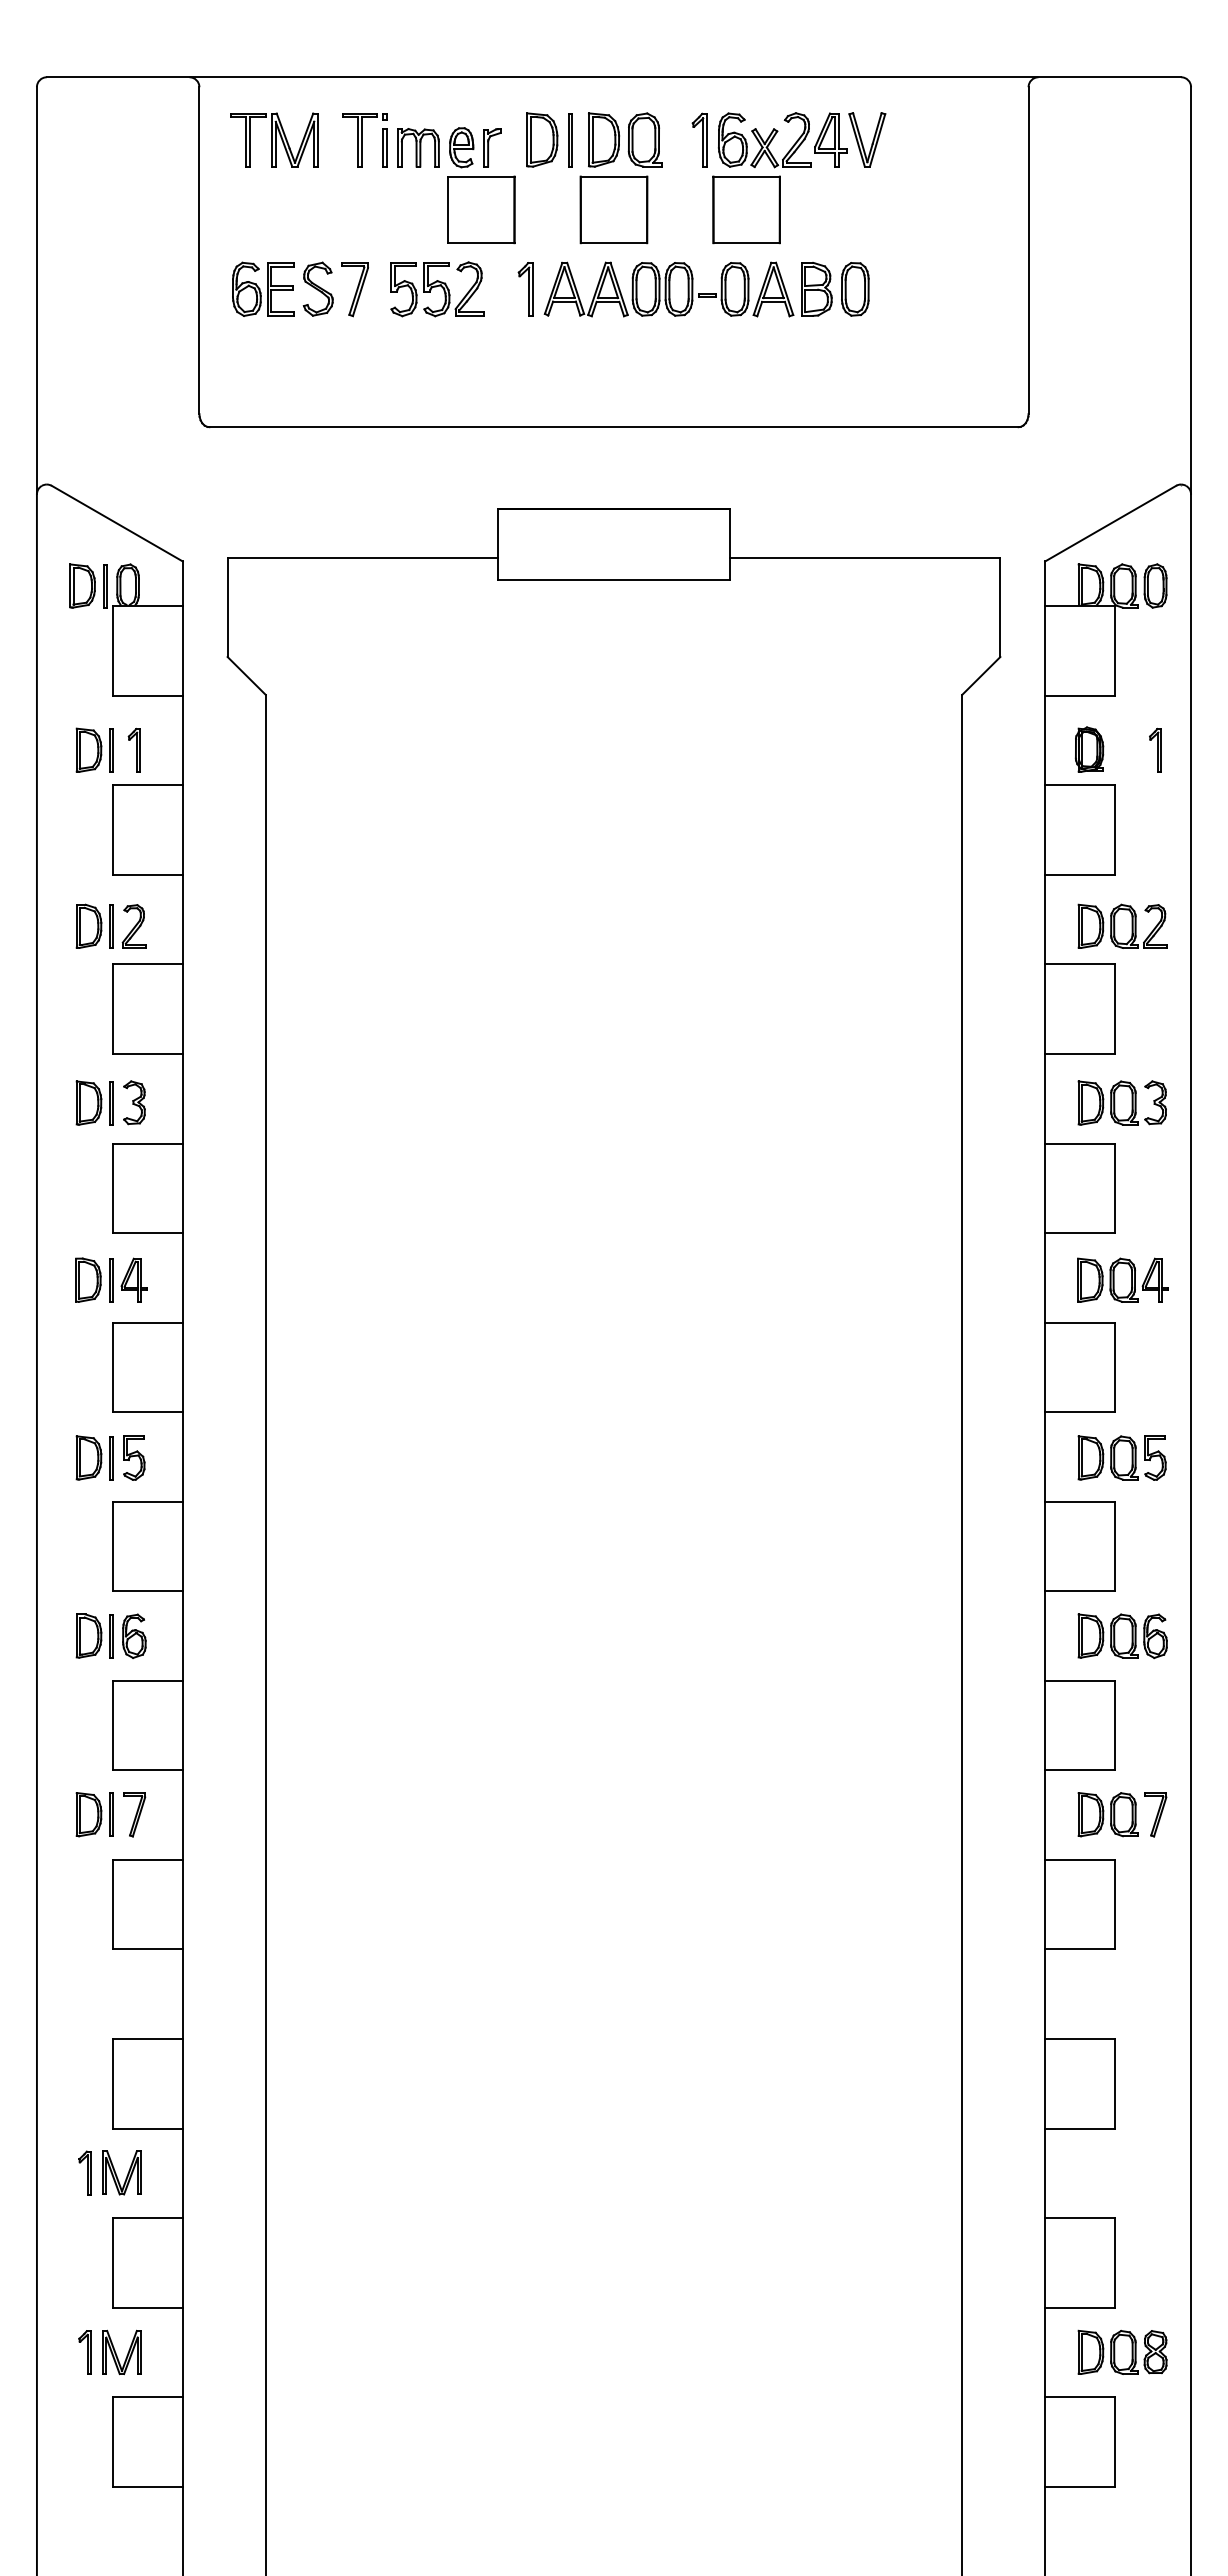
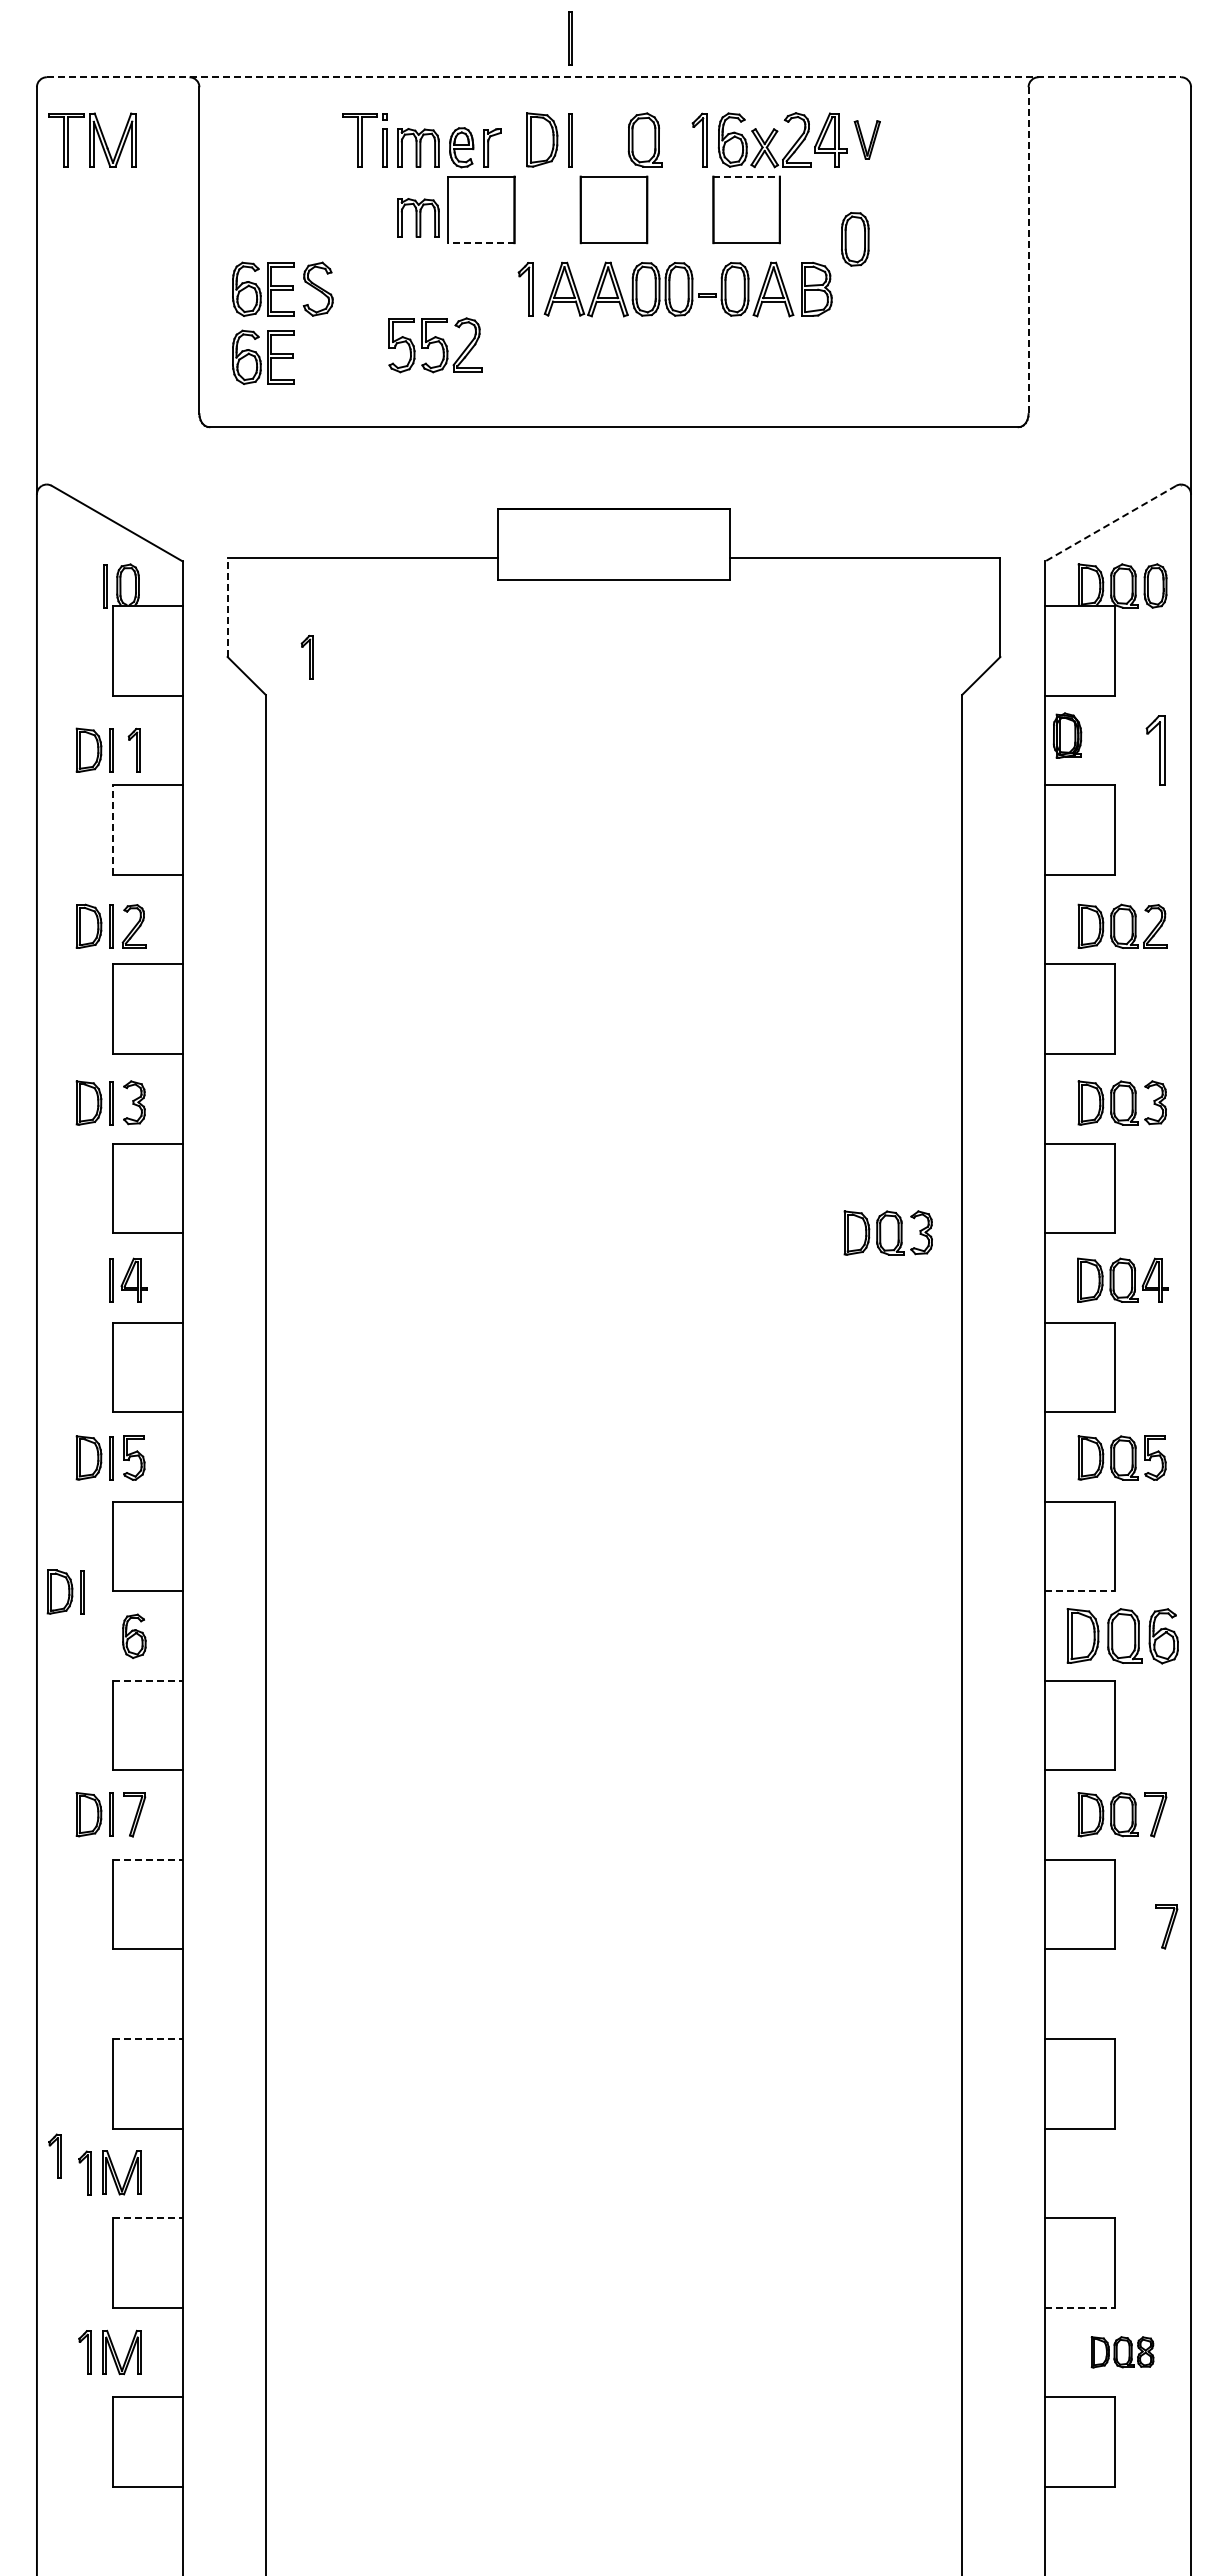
line: none -> present (569, 38)
line: solid -> dashed (614, 77)
part position: (274, 139) -> (92, 139) (92, 139)
part: present -> none (604, 139)
part size: 39x56 px -> 28x40 px (866, 139)
line: solid -> dashed (747, 176)
part: none -> present (418, 217)
line: solid -> dashed (480, 243)
line: solid -> dashed (1028, 251)
part: present -> none (354, 289)
part position: (437, 289) -> (435, 345) (435, 345)
part position: (855, 289) -> (855, 239) (855, 239)
part: none -> present (263, 356)
line: solid -> dashed (1110, 523)
part: present -> none (82, 585)
line: solid -> dashed (227, 607)
part: none -> present (306, 656)
part position: (1089, 749) -> (1067, 735) (1067, 735)
part size: 13x46 px -> 21x71 px (1155, 750)
line: solid -> dashed (112, 830)
part: none -> present (887, 1232)
part: present -> none (88, 1279)
line: solid -> dashed (1080, 1591)
part position: (94, 1635) -> (65, 1591) (65, 1591)
part size: 91x47 px -> 113x57 px (1122, 1636)
line: solid -> dashed (147, 1680)
line: solid -> dashed (147, 1859)
part: none -> present (1166, 1926)
line: solid -> dashed (147, 2039)
part: none -> present (54, 2155)
line: solid -> dashed (147, 2218)
line: solid -> dashed (1080, 2307)
part size: 91x46 px -> 65x33 px (1122, 2352)
